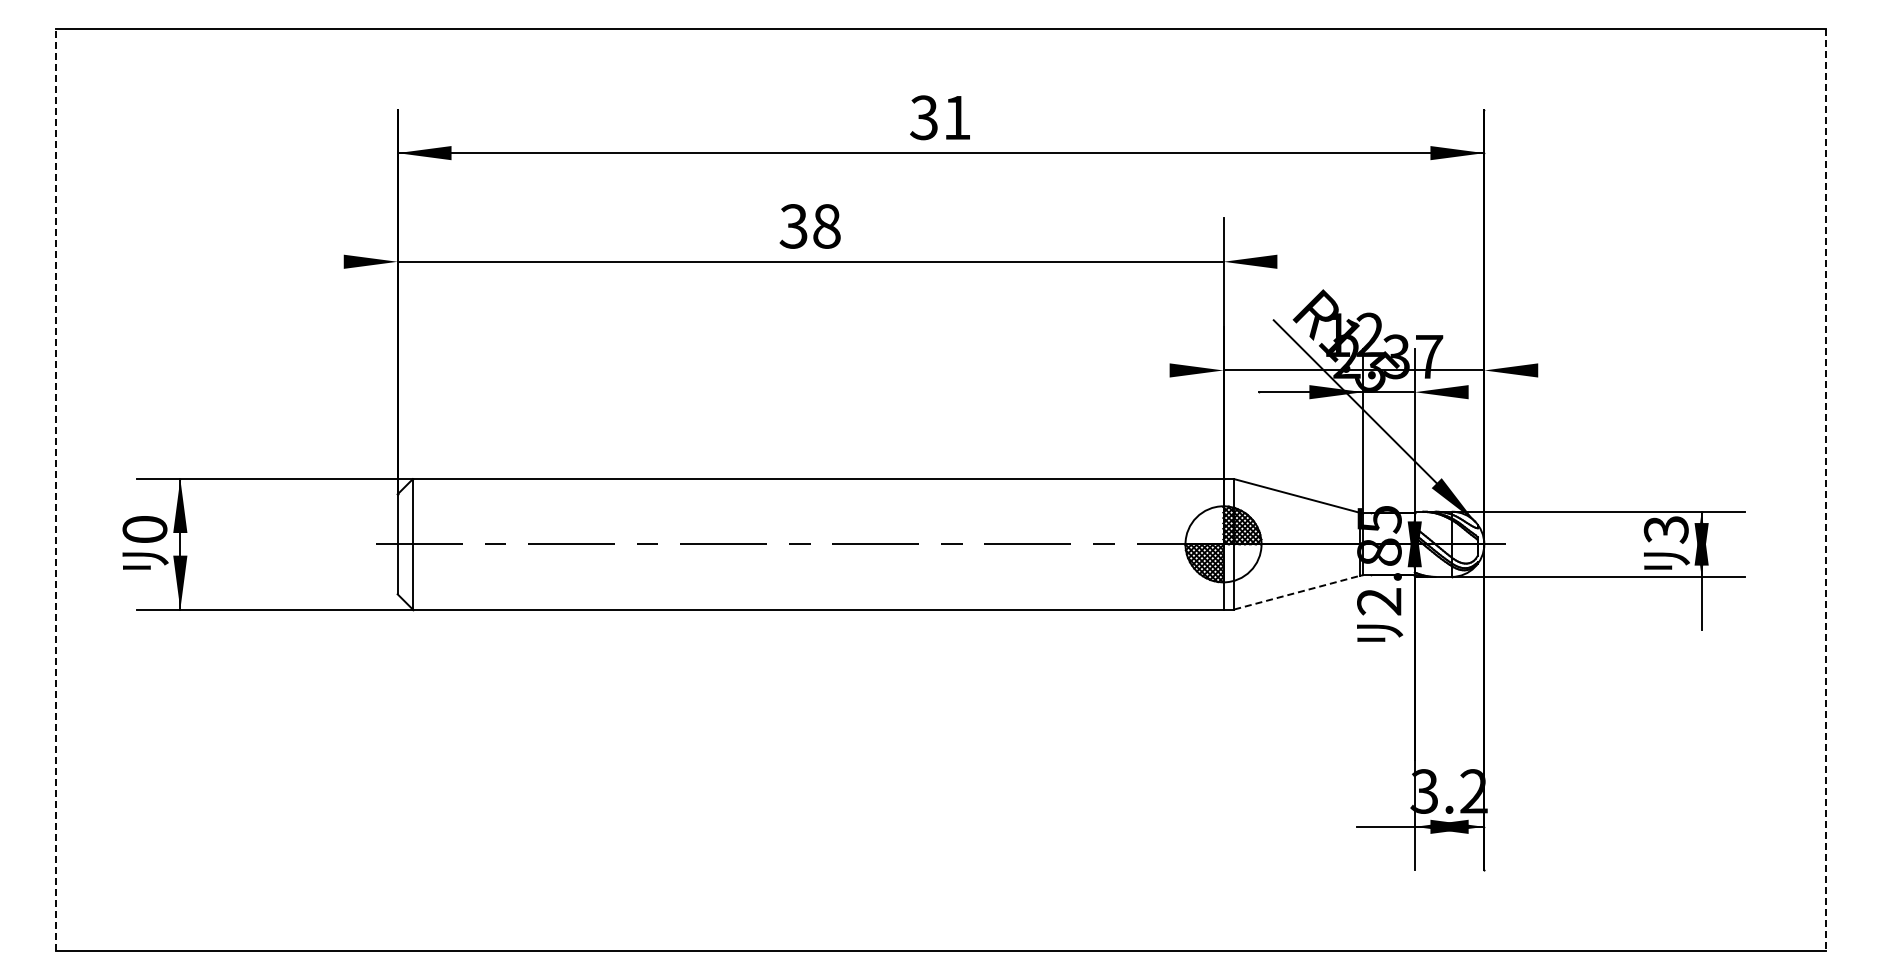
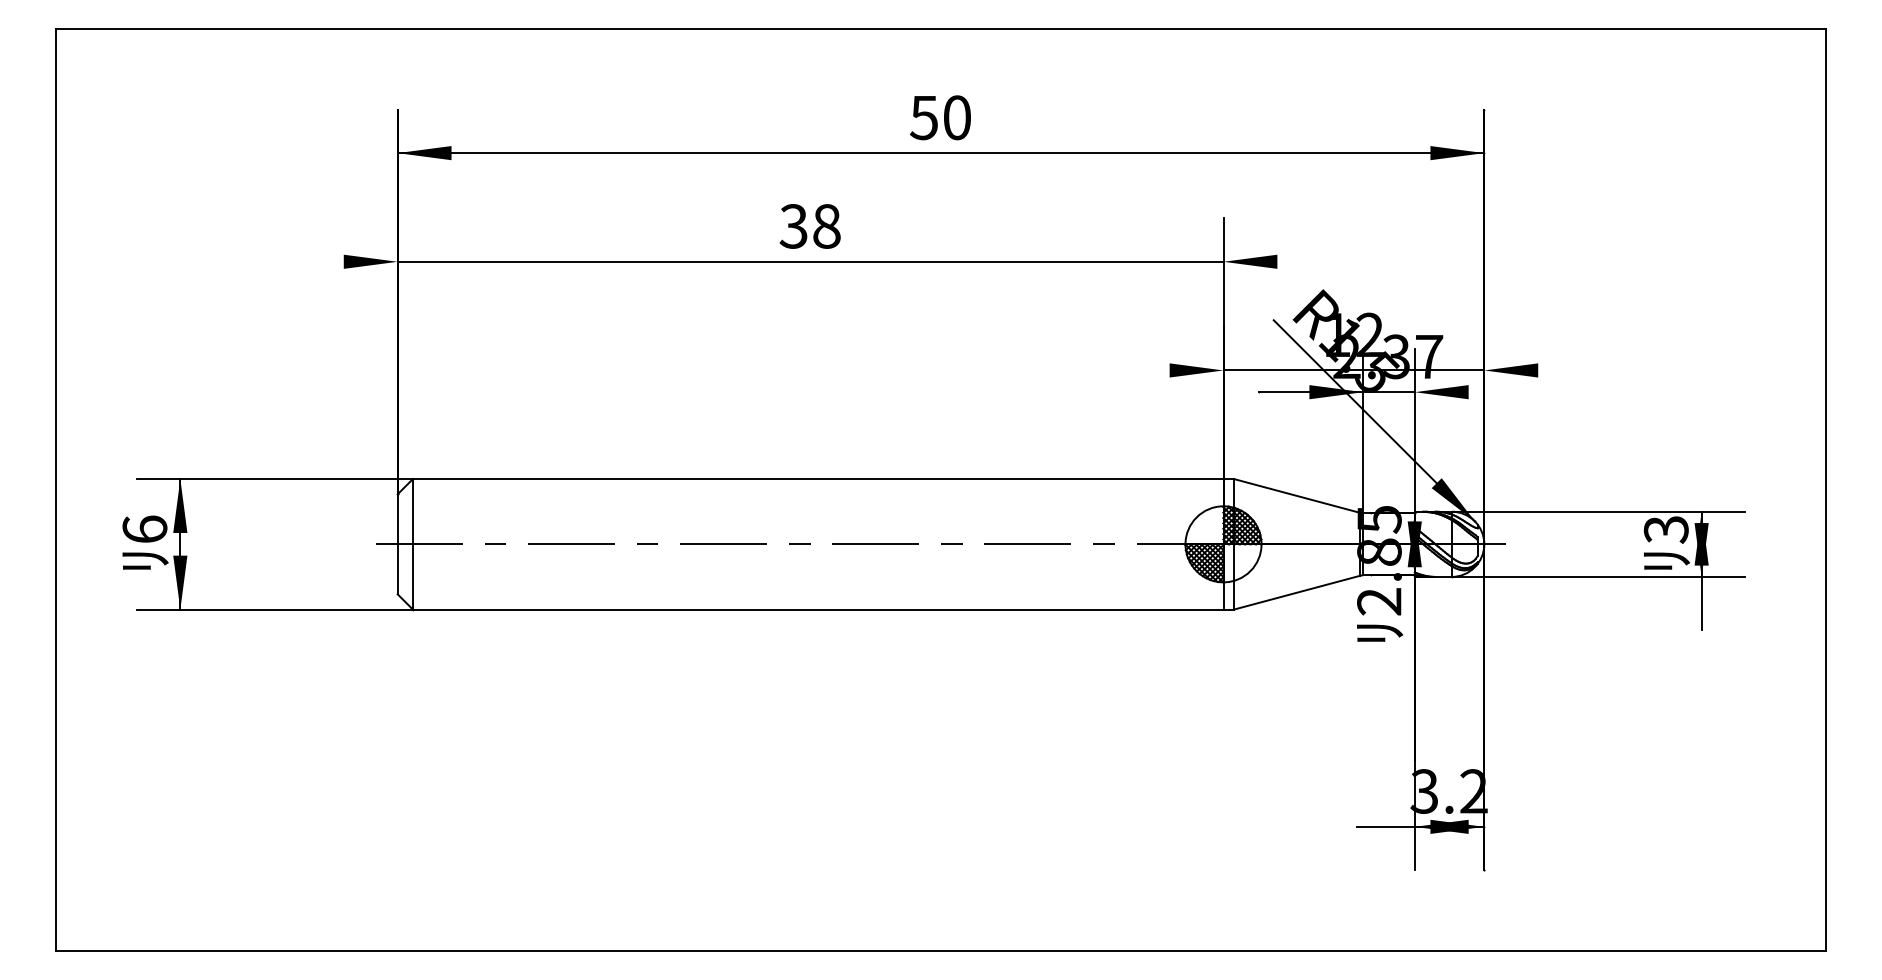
text: 31 -> 50 (940, 117)
line: dashed -> solid (56, 490)
line: dashed -> solid (1825, 490)
text: 0 -> 6 (144, 528)
line: dashed -> solid (1296, 592)
